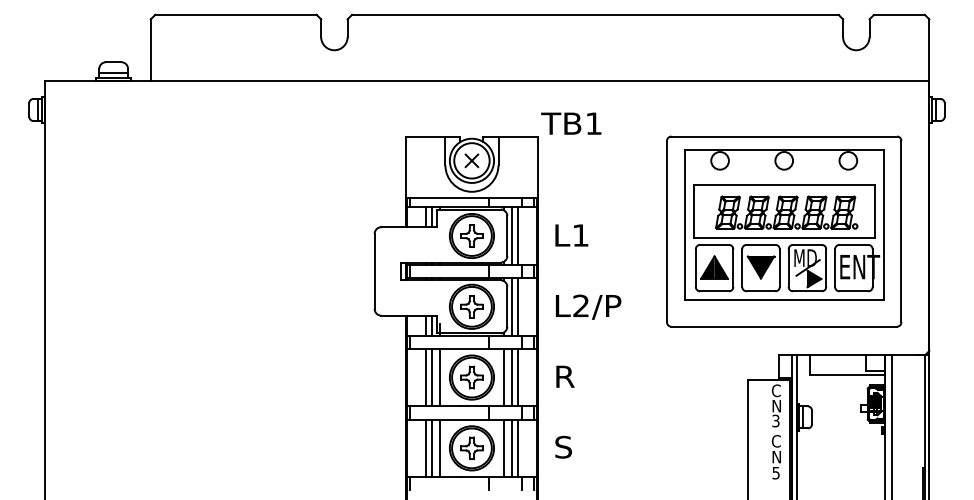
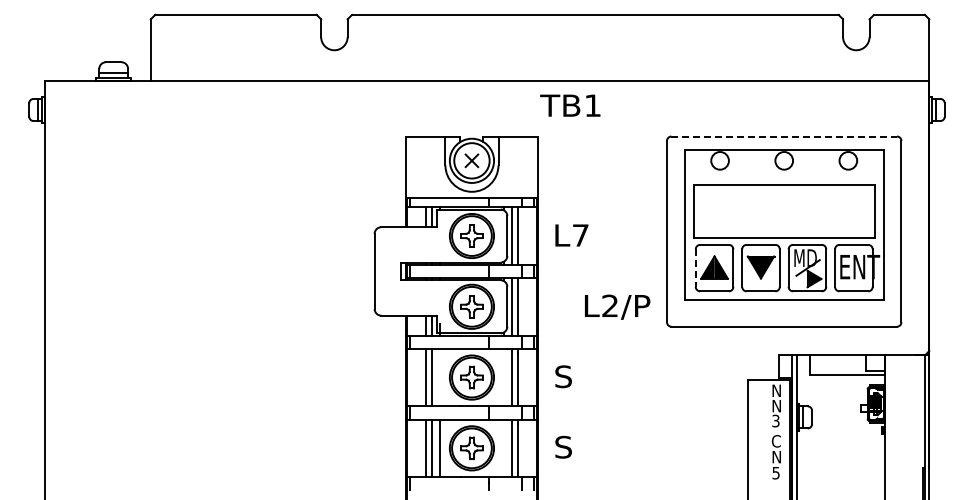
text position: (571, 123) -> (570, 105) (570, 105)
line: solid -> dashed (784, 136)
part: present -> none (786, 212)
text: L1 -> L7 (580, 235)
line: solid -> dashed (695, 268)
text position: (588, 306) -> (617, 306) (617, 306)
text: R -> S (564, 376)
line: present -> none (440, 377)
line: present -> none (503, 377)
text: C -> N (775, 390)
line: present -> none (892, 425)
line: present -> none (503, 448)
